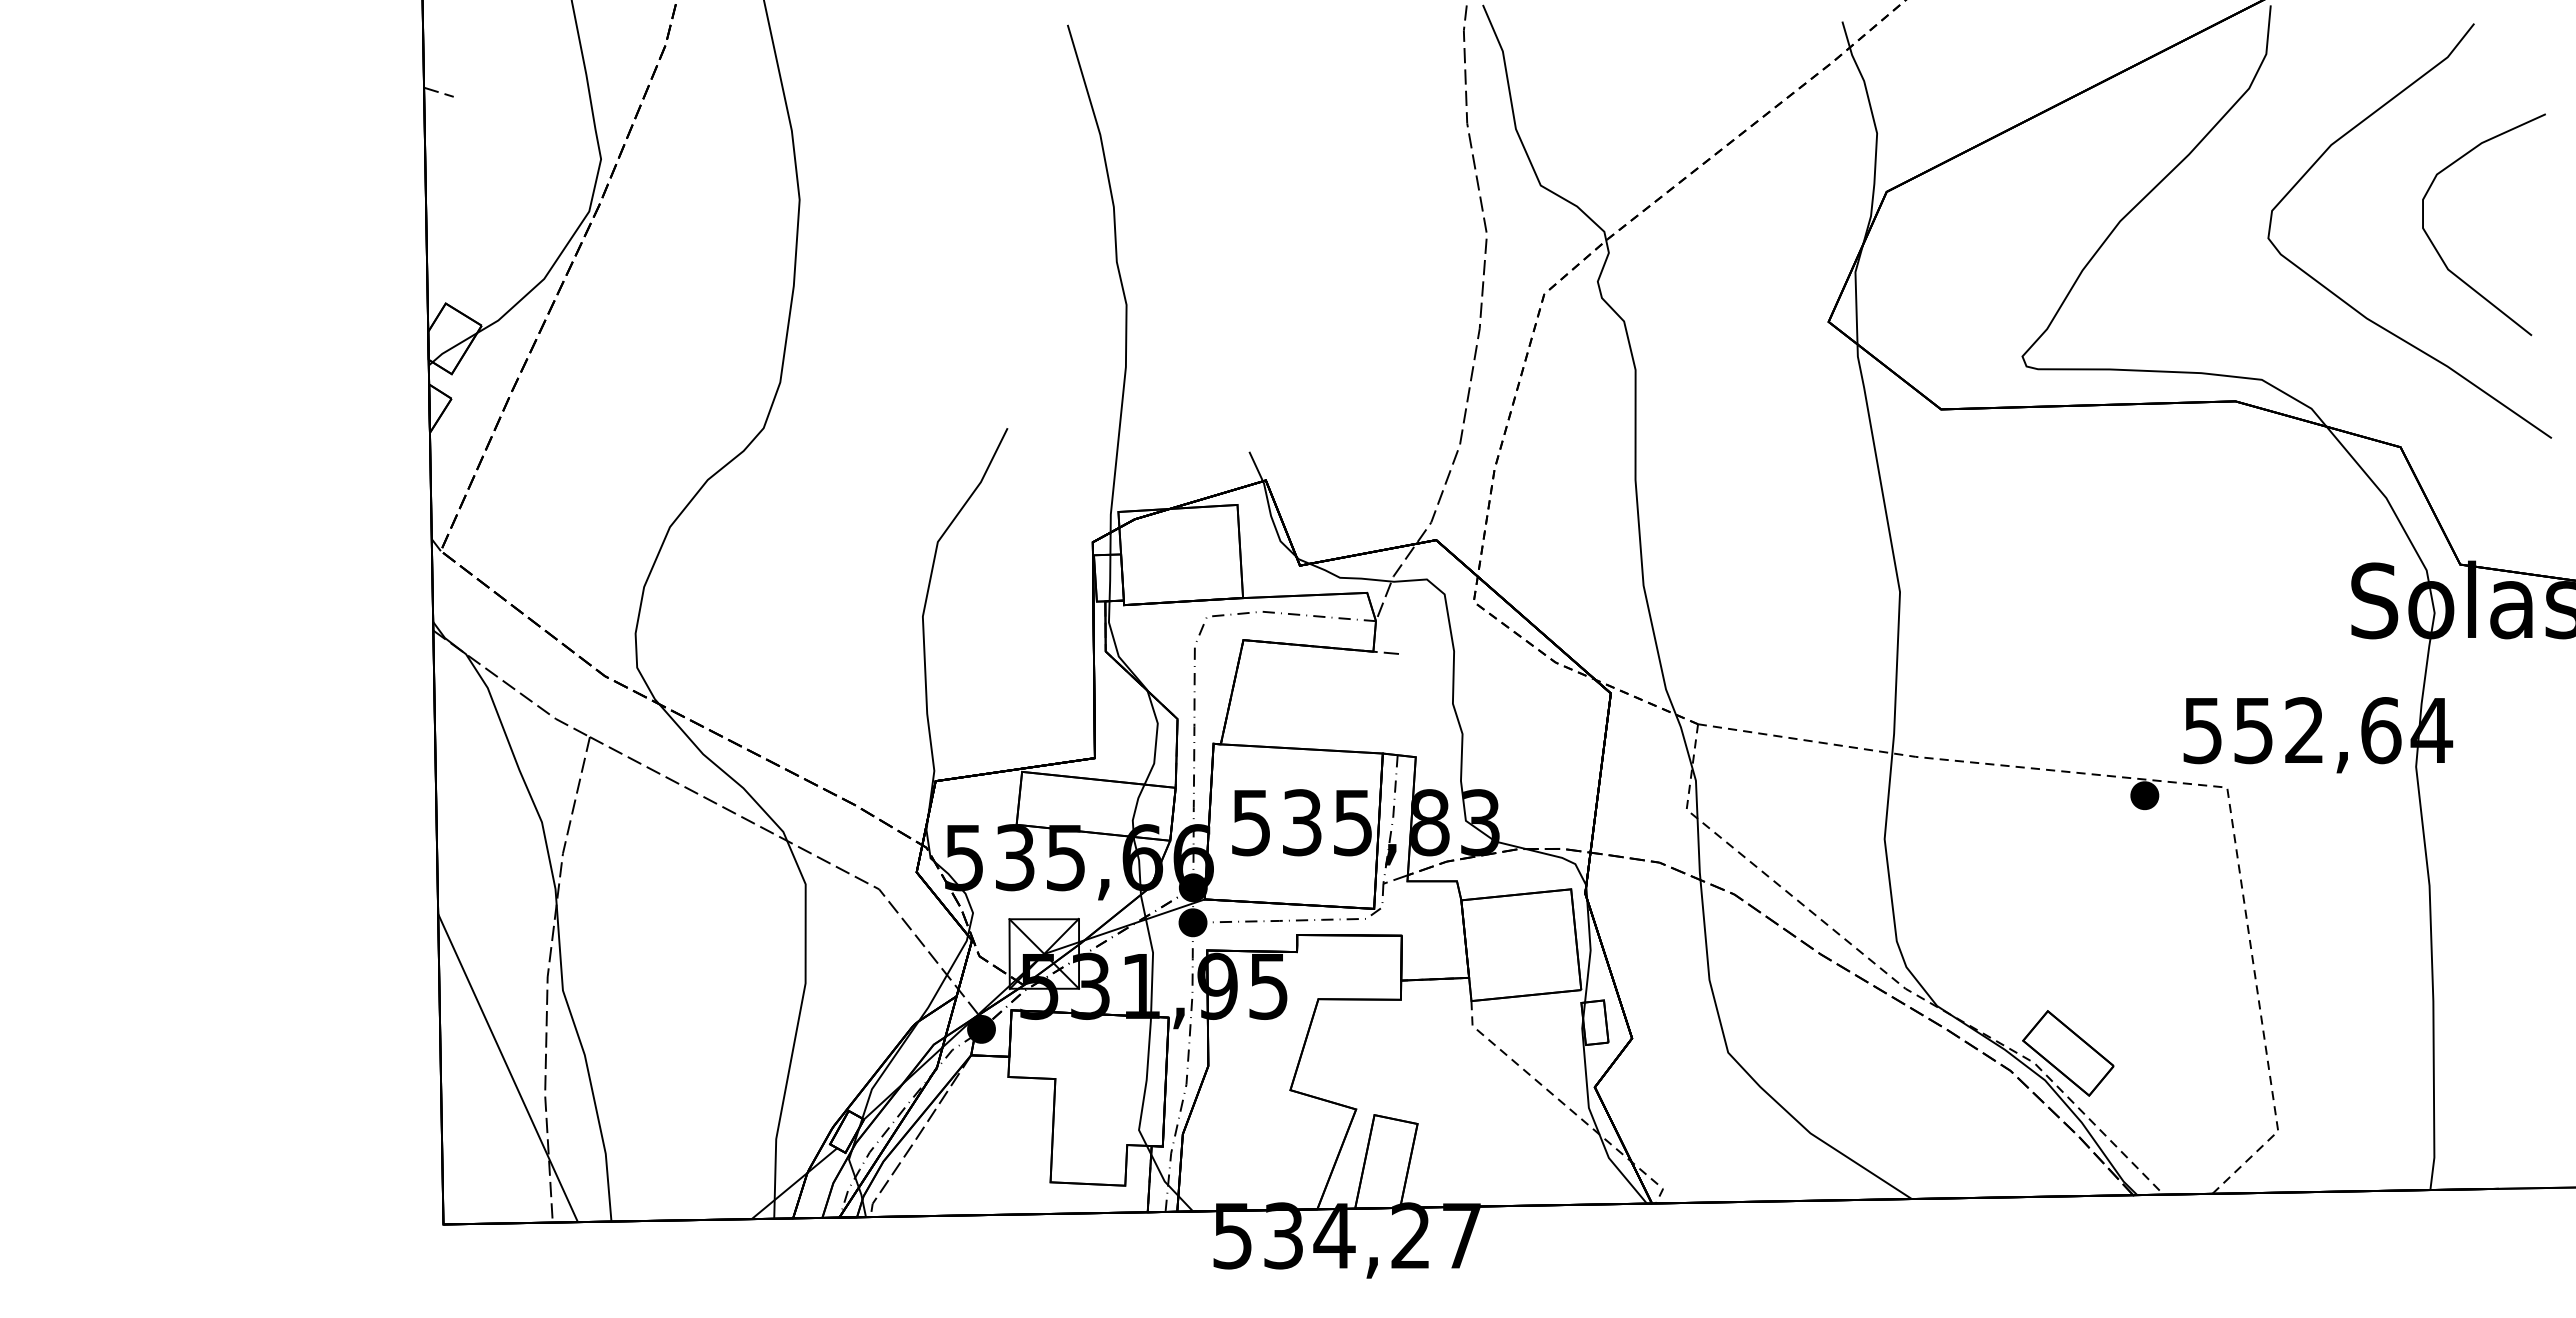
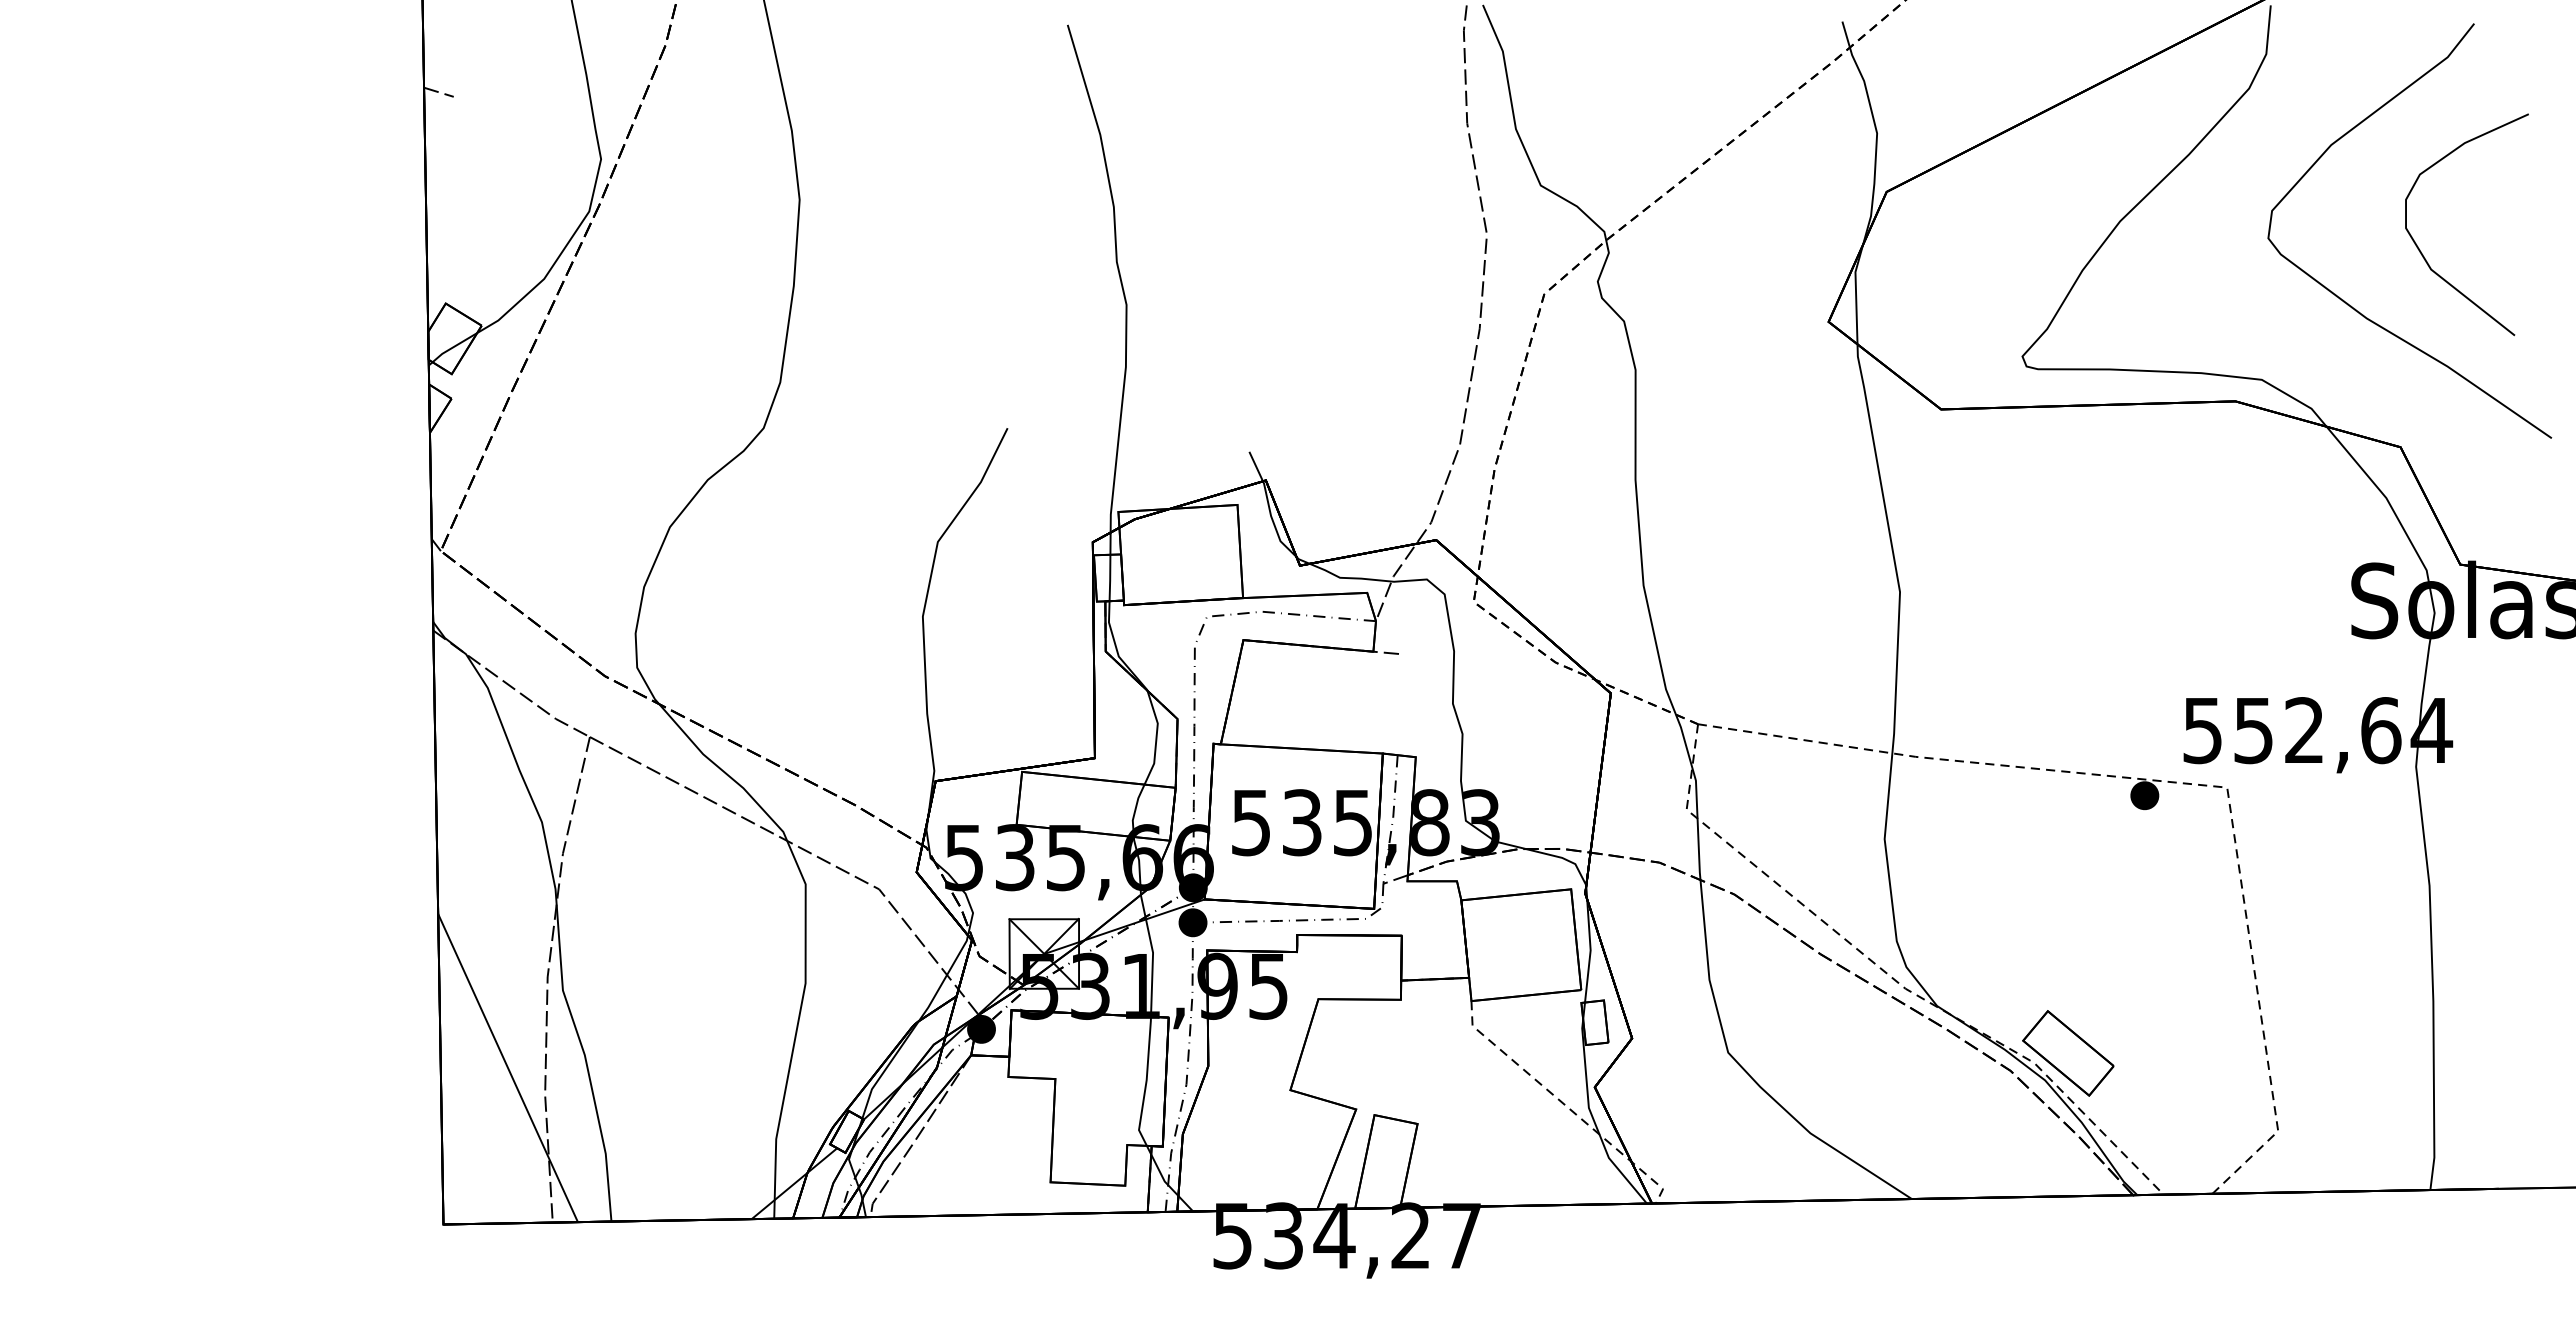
curve position: (2437, 249) -> (2420, 249) (2420, 249)
